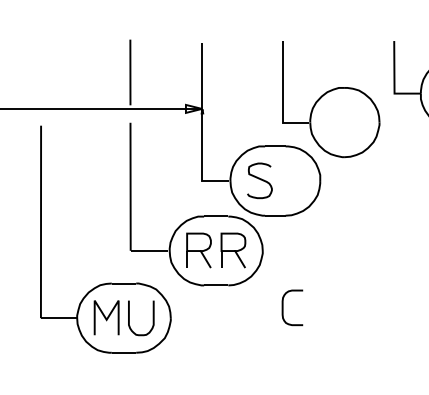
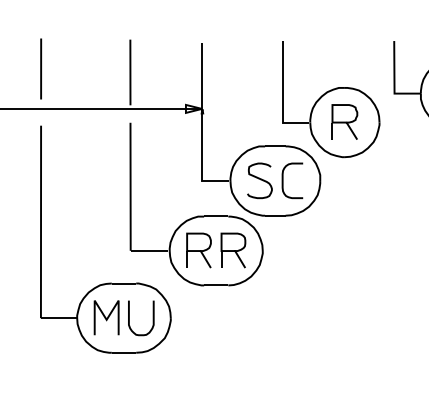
line: none -> present (41, 68)
part: none -> present (344, 121)
curve position: (283, 307) -> (283, 180) (283, 180)
